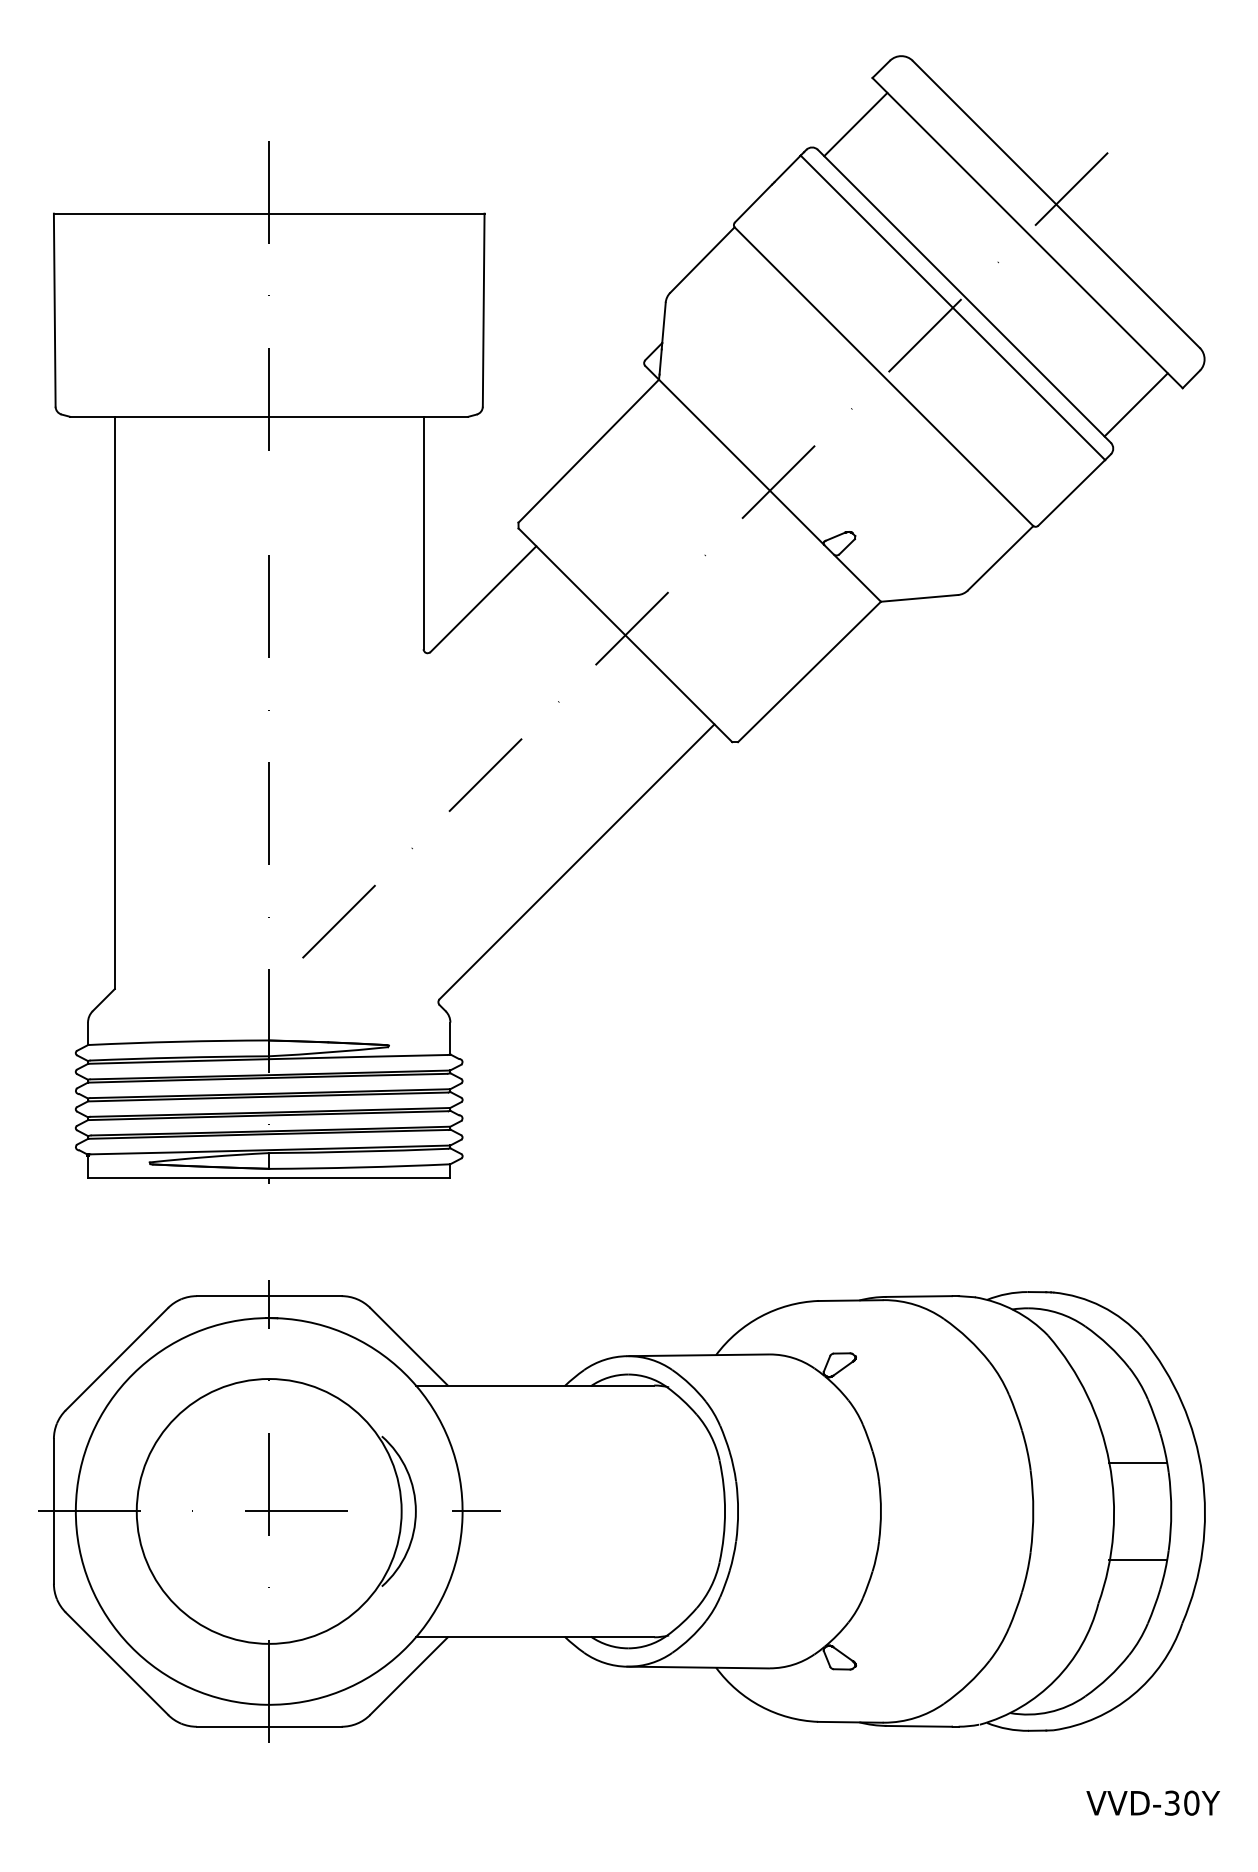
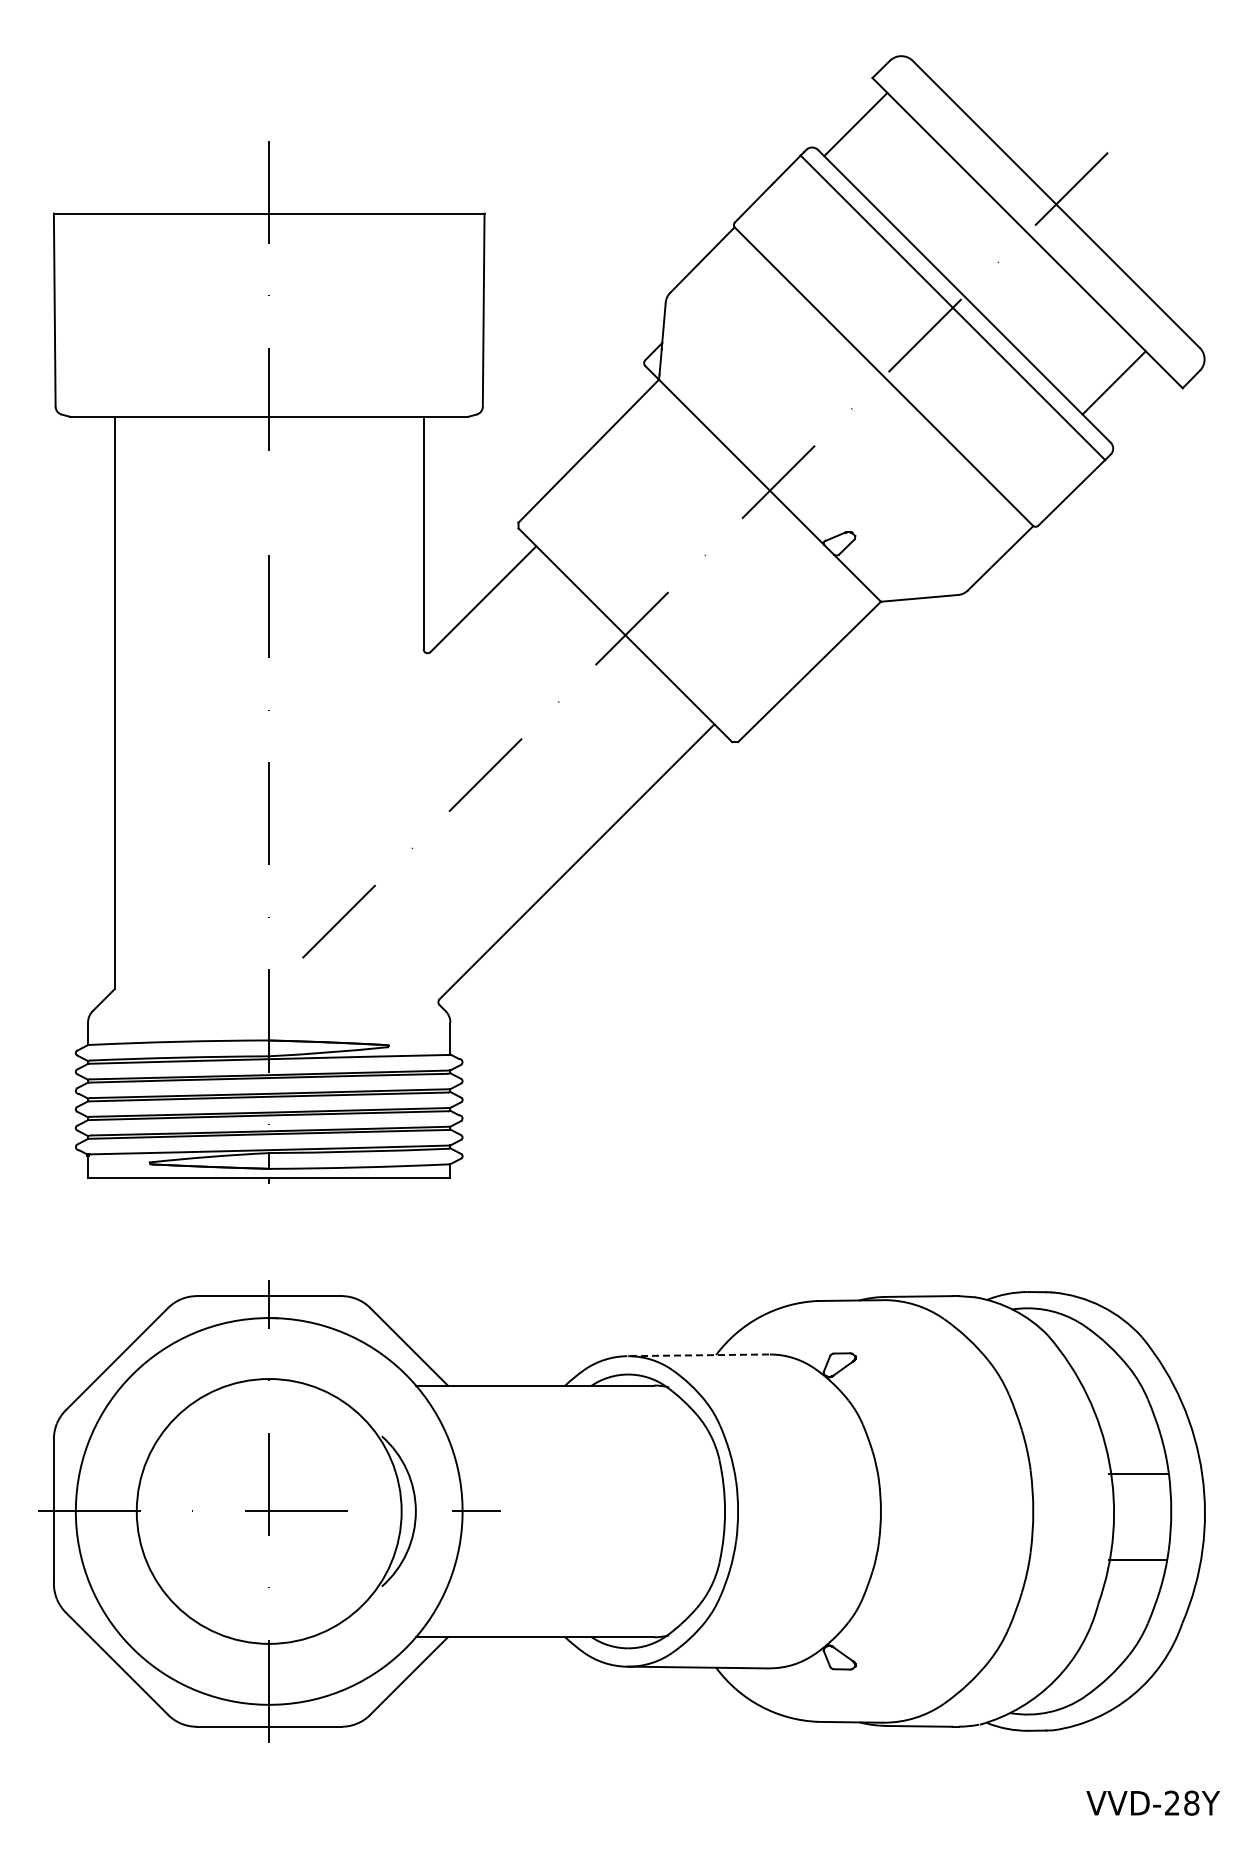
line position: (1135, 404) -> (1113, 382) (1113, 382)
line: solid -> dashed (698, 1355)
line position: (1138, 1462) -> (1138, 1473) (1138, 1473)
text: VVD-30Y -> VVD-28Y (1181, 1802)
